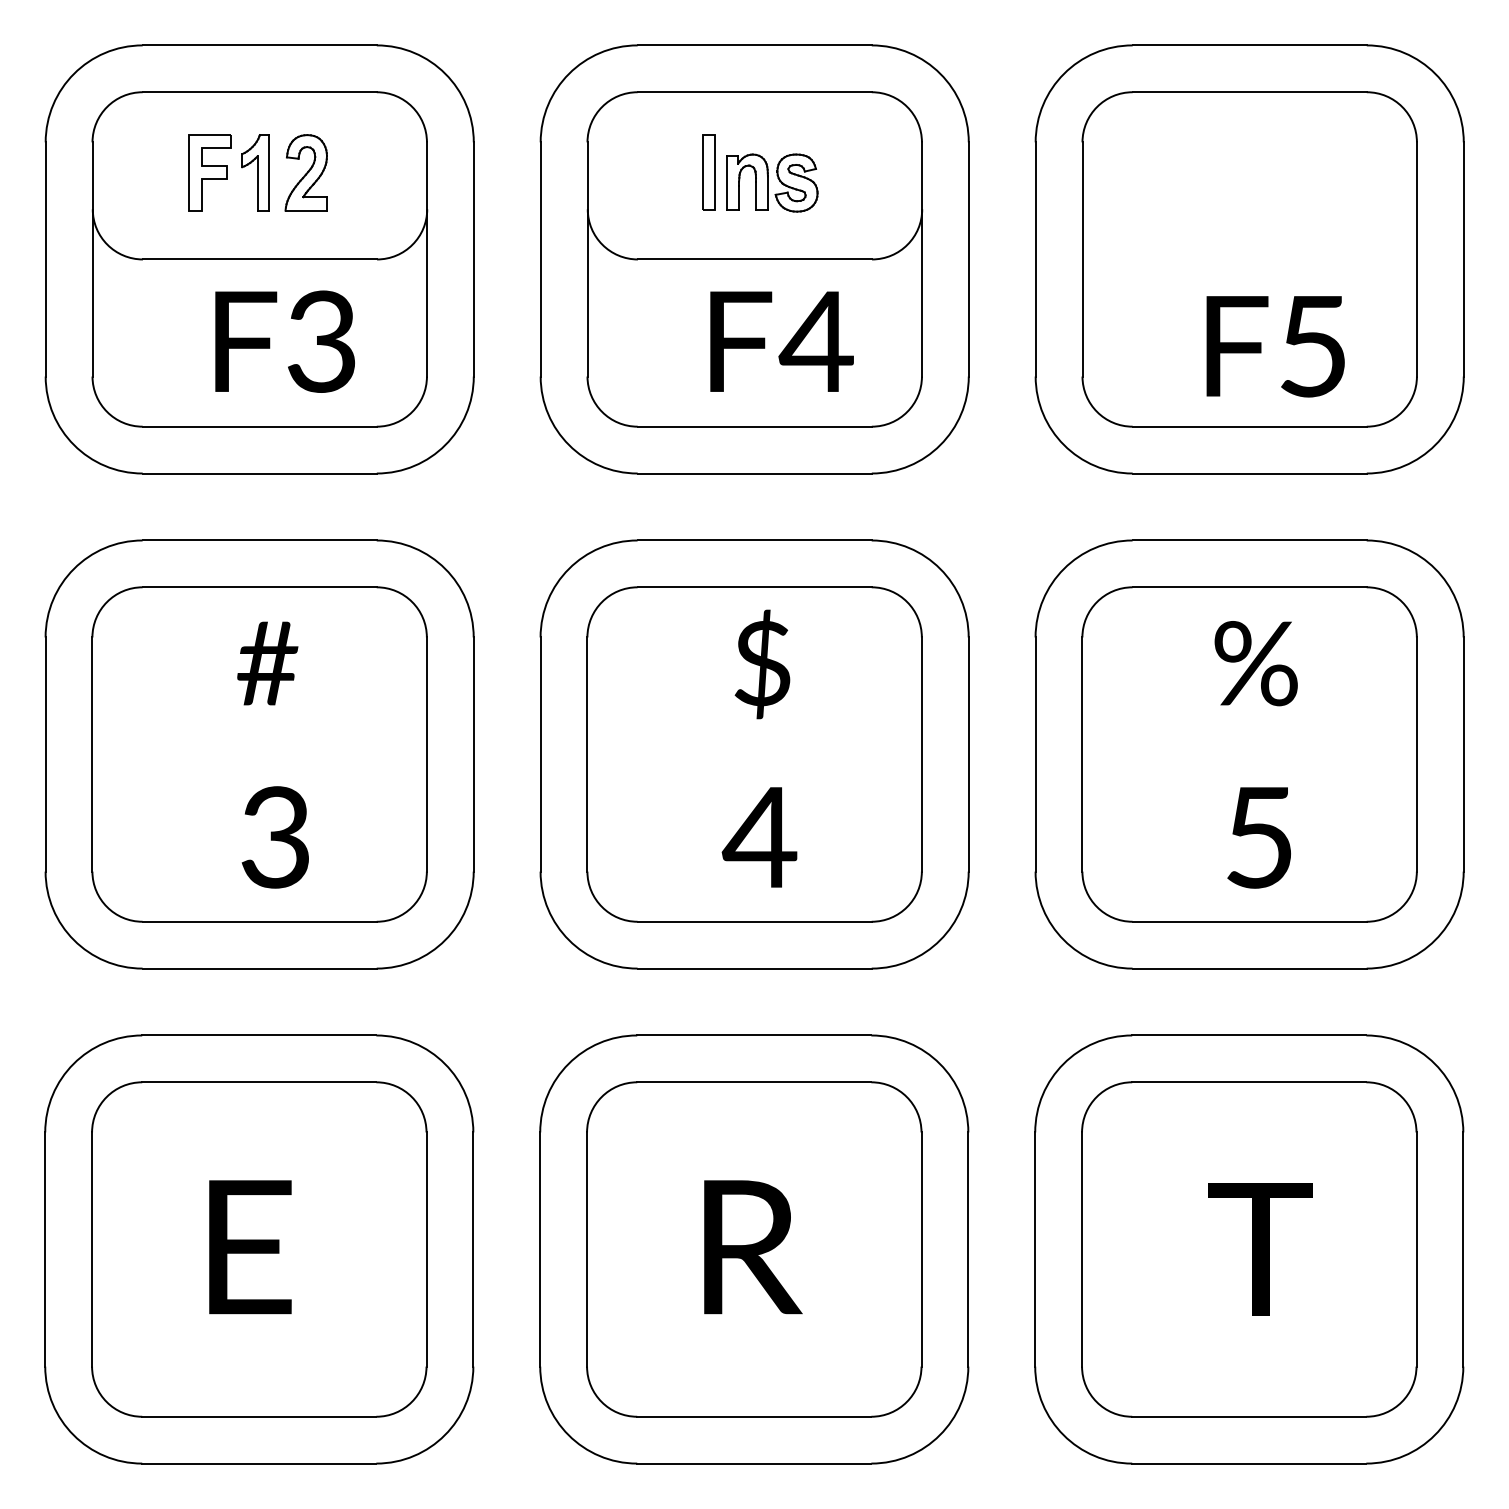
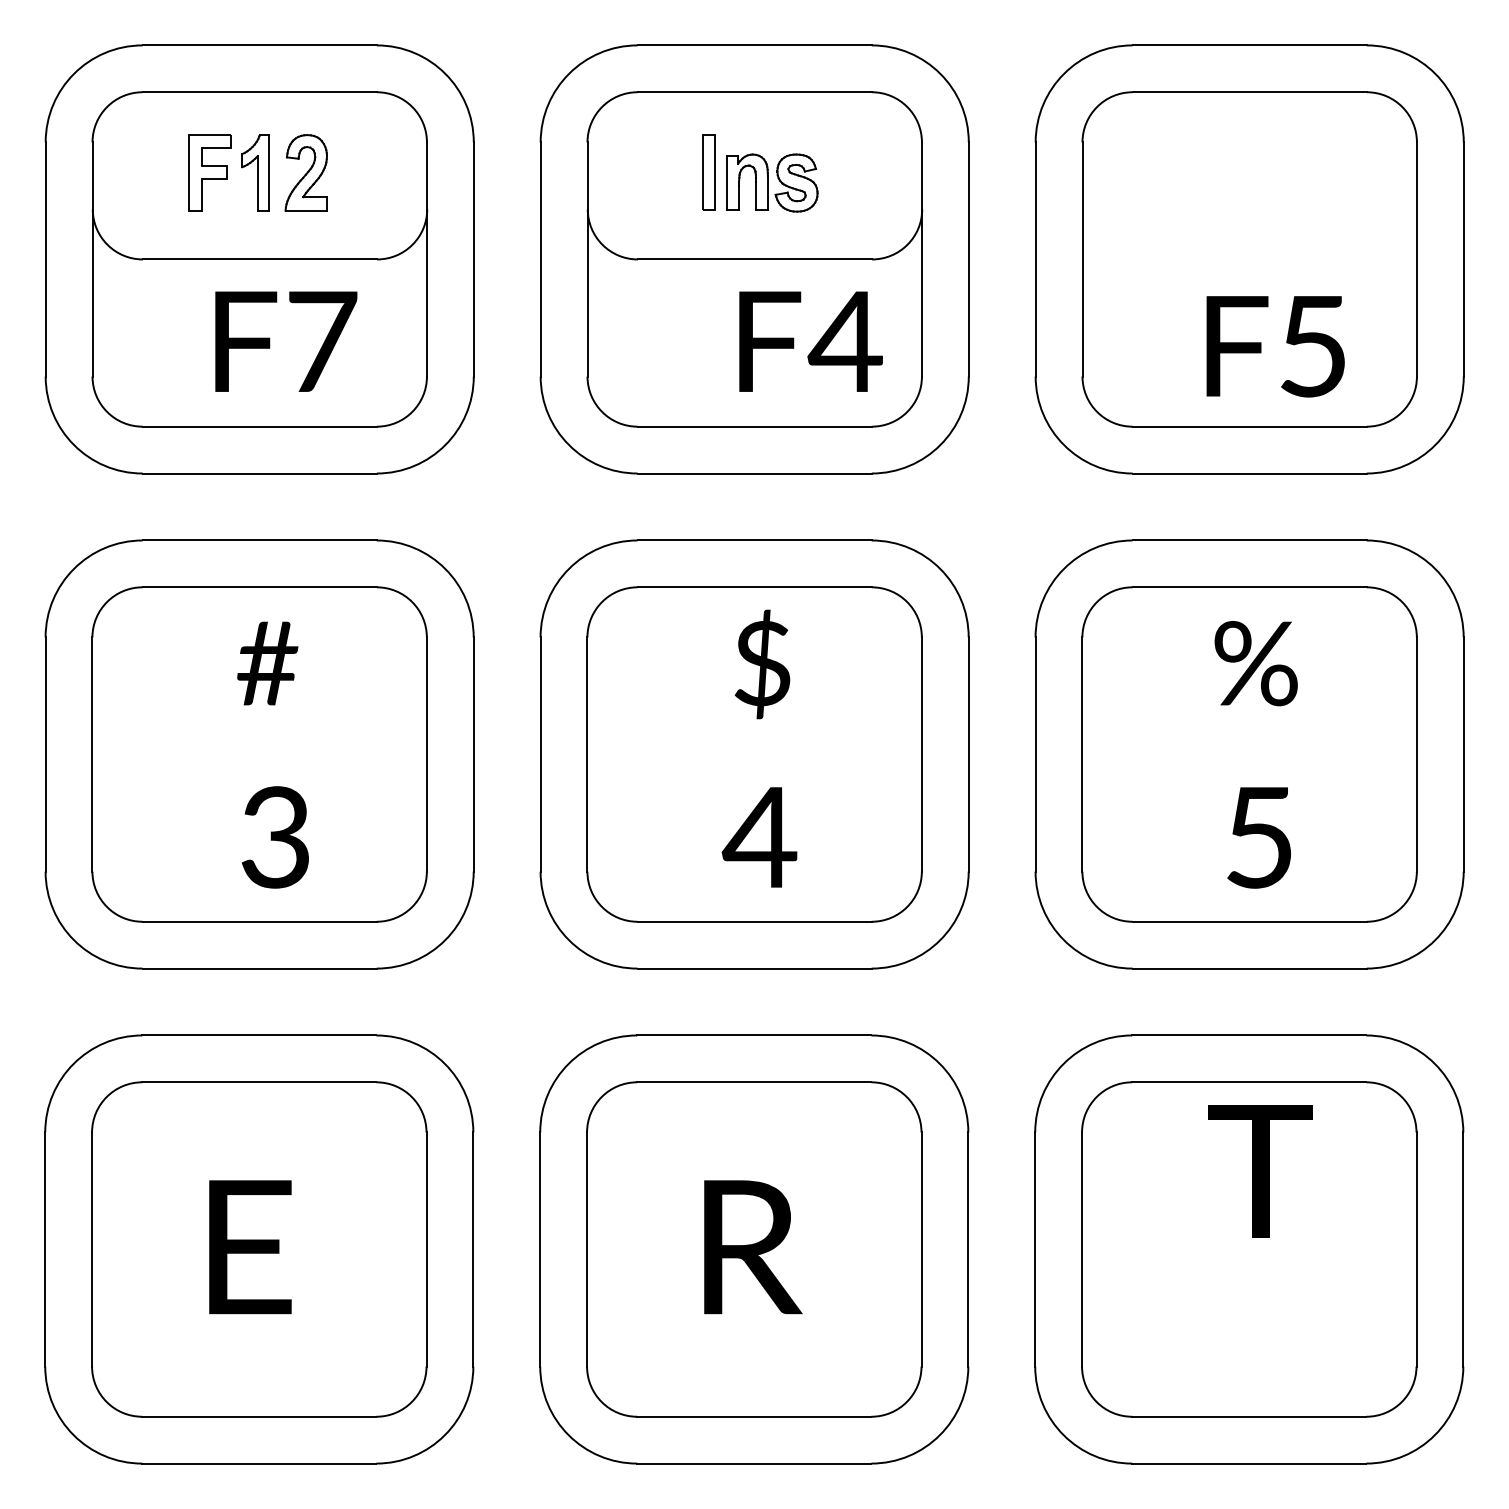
text: F3 -> F7 (322, 341)
text position: (781, 341) -> (810, 341) (810, 341)
text position: (1260, 1249) -> (1260, 1171) (1260, 1171)
